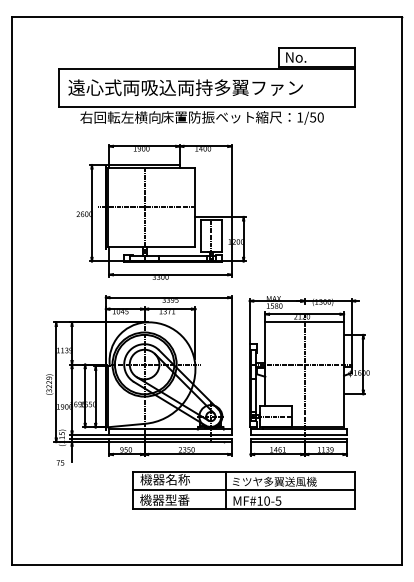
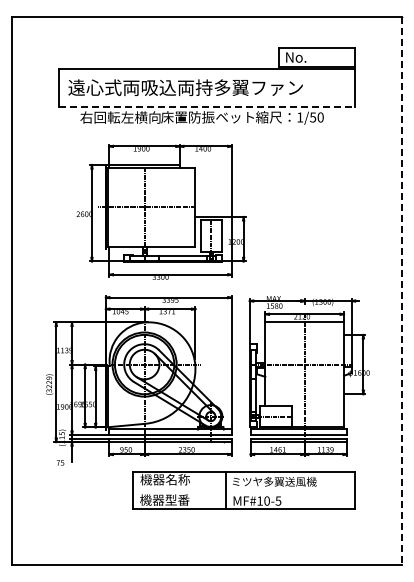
line: solid -> dashed (207, 106)
line: solid -> dashed (401, 291)
line: present -> none (243, 490)
